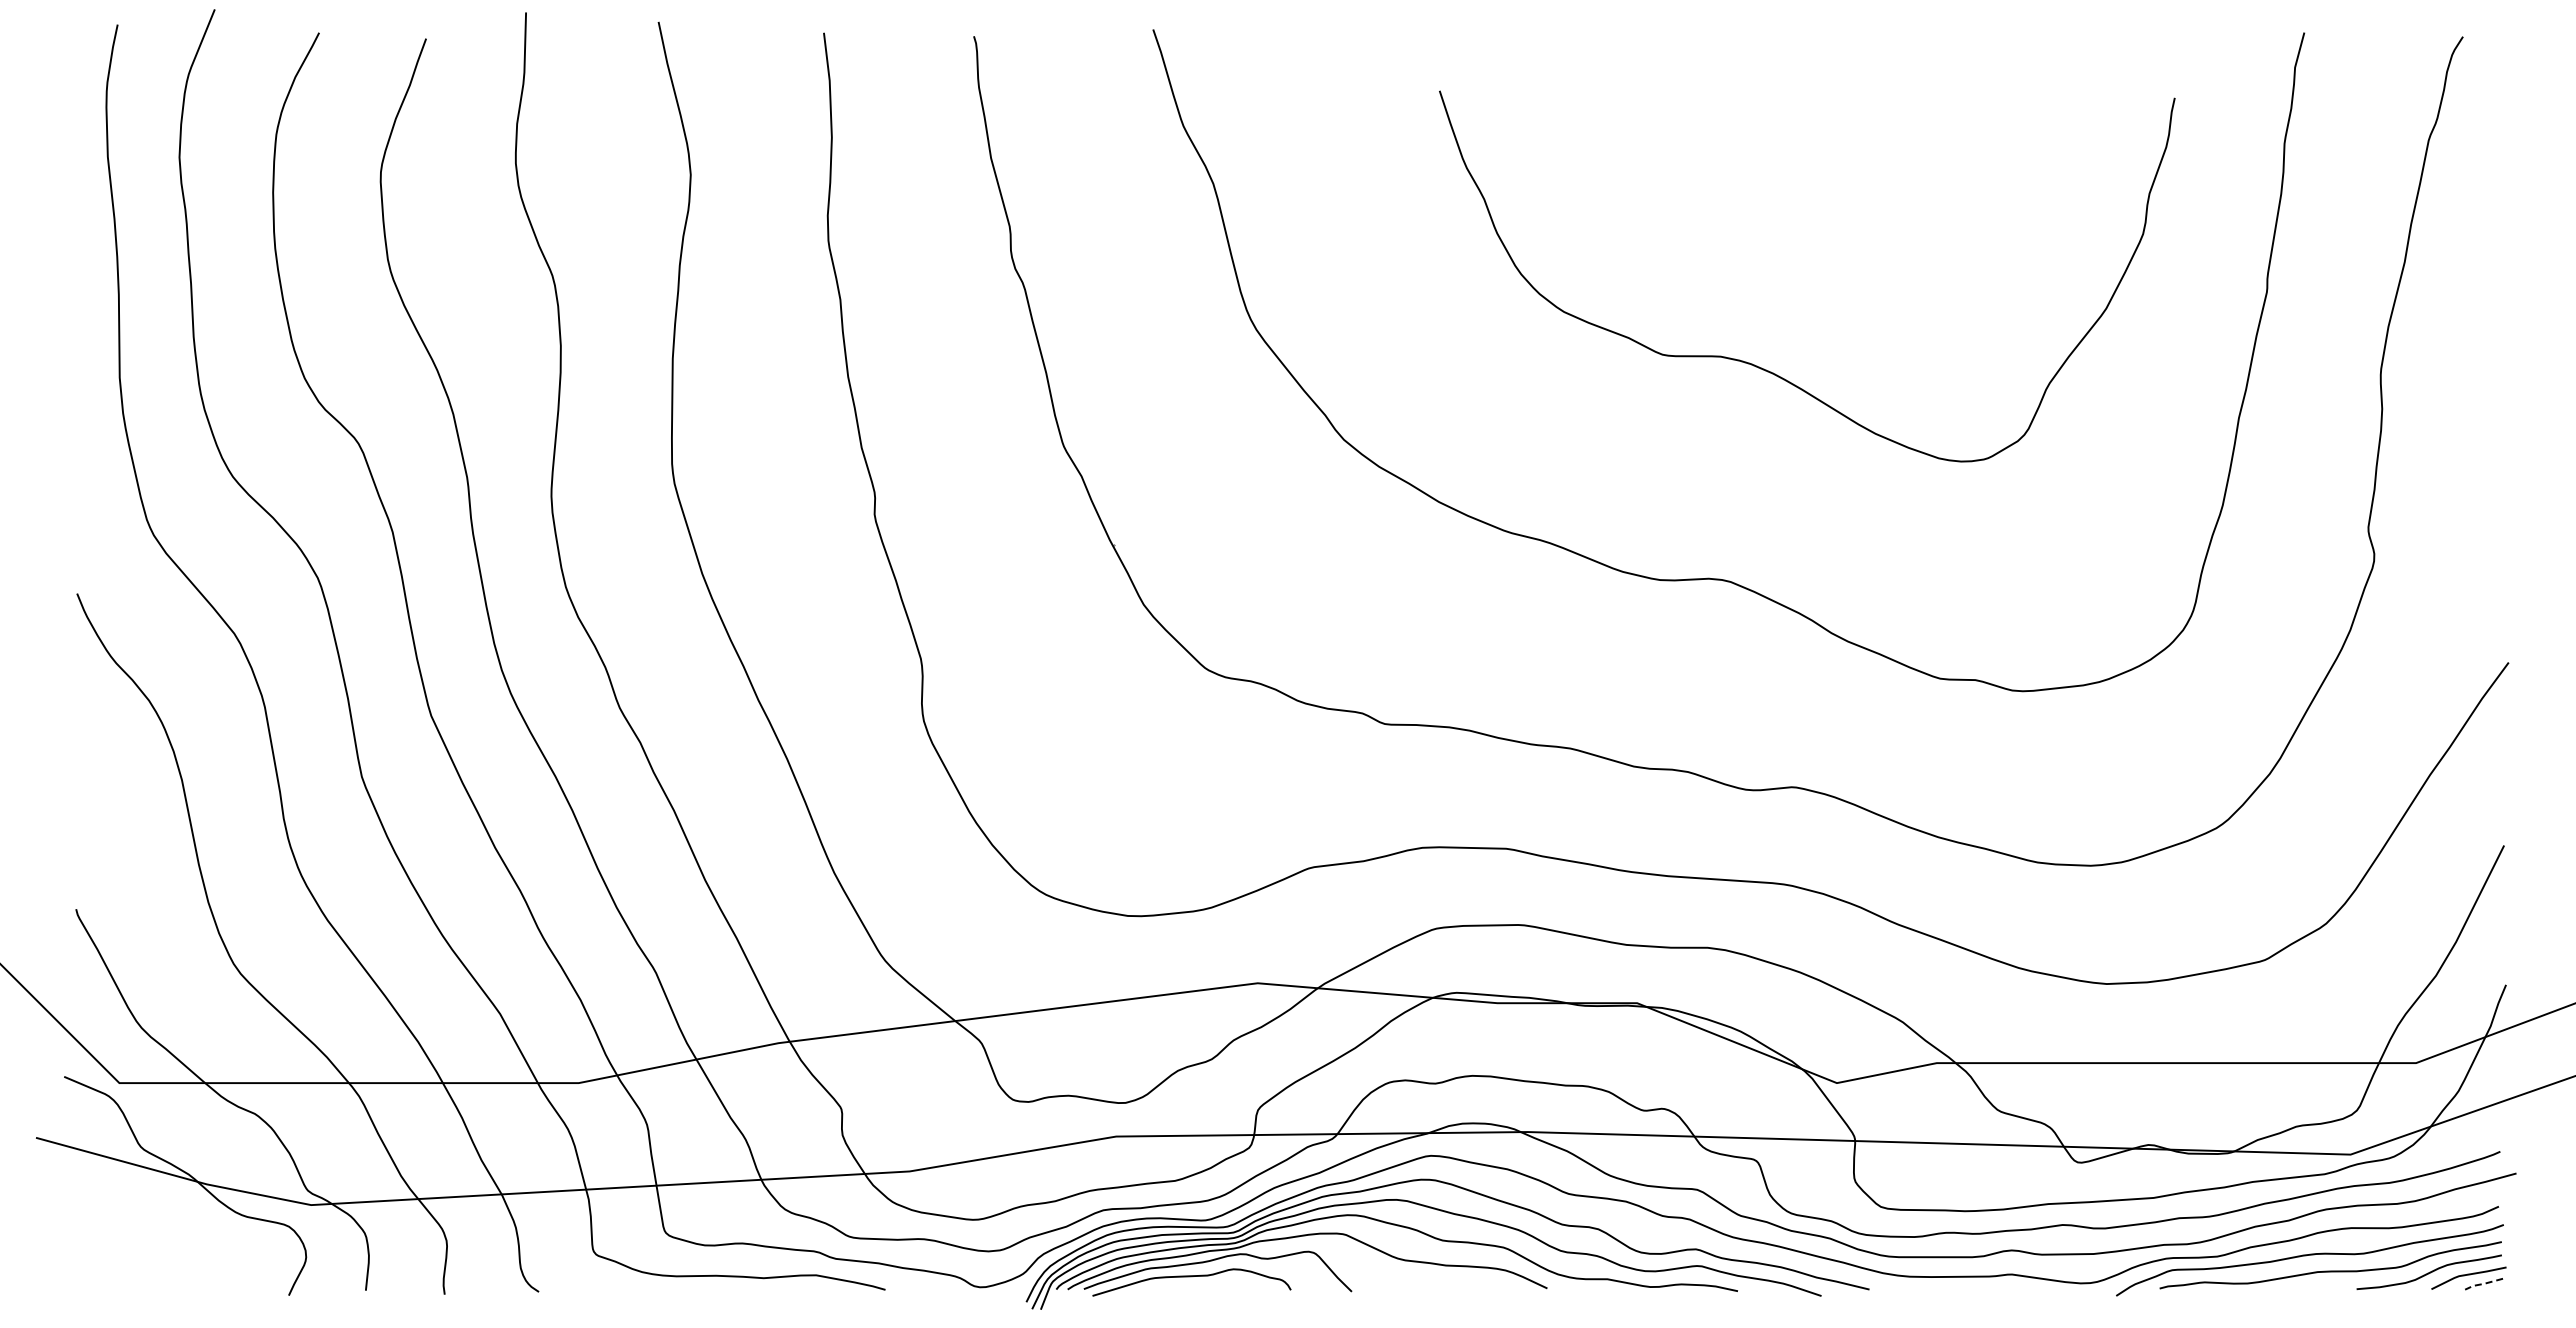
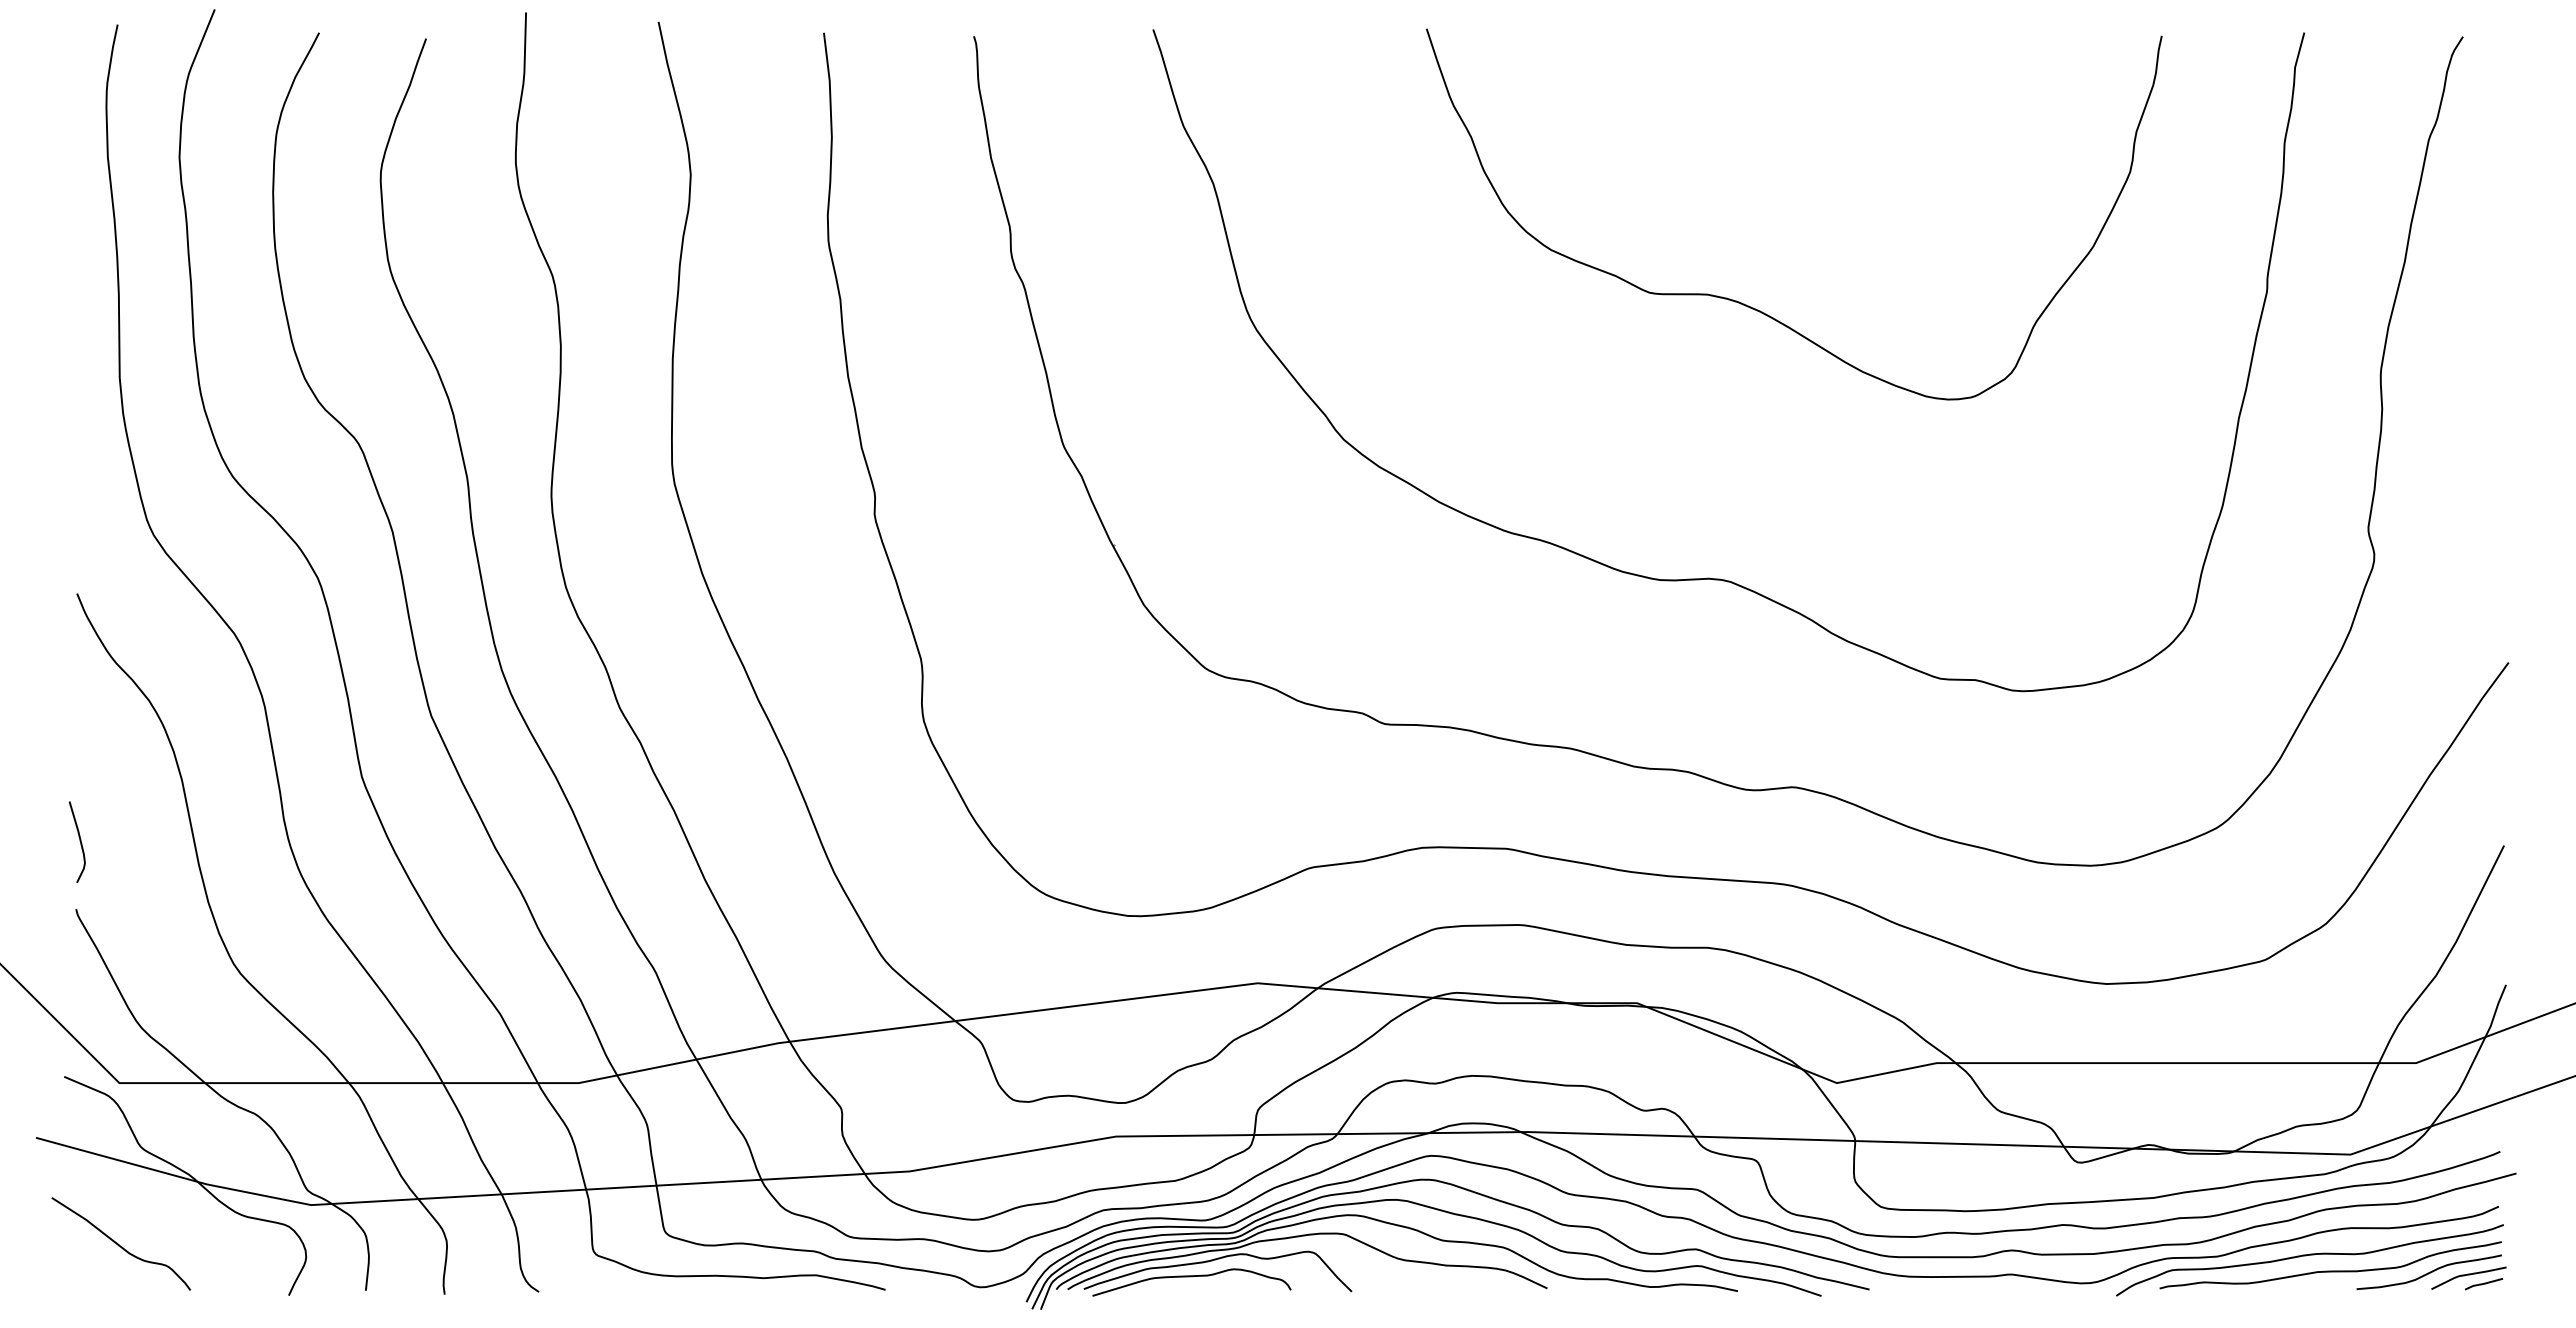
curve position: (1764, 368) -> (1751, 306) (1751, 306)
curve: none -> present (79, 841)
curve: none -> present (119, 1244)
line: dashed -> solid (2483, 1283)
